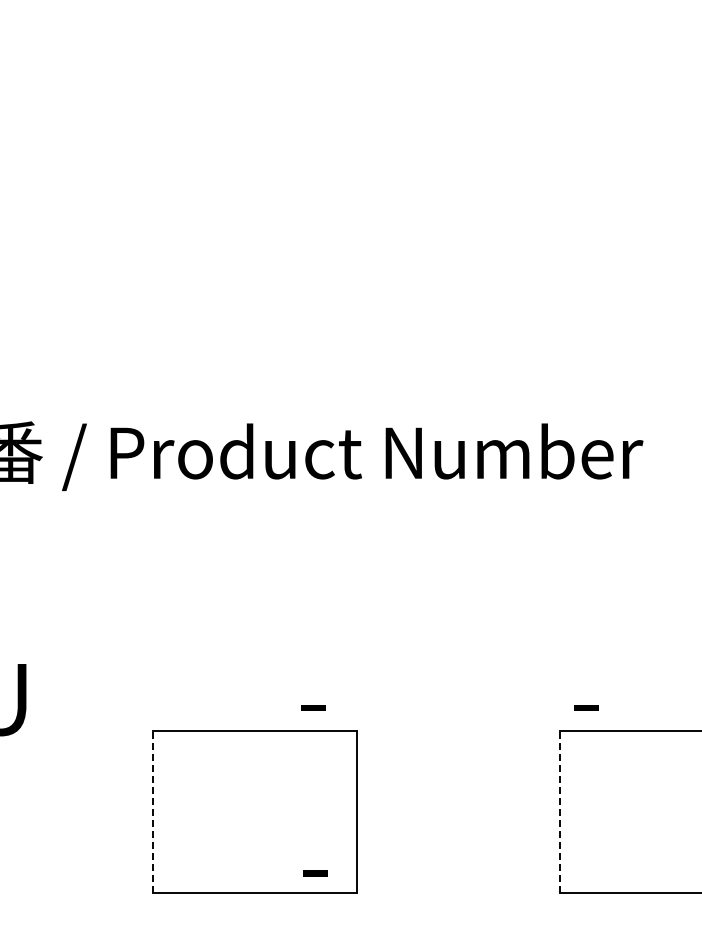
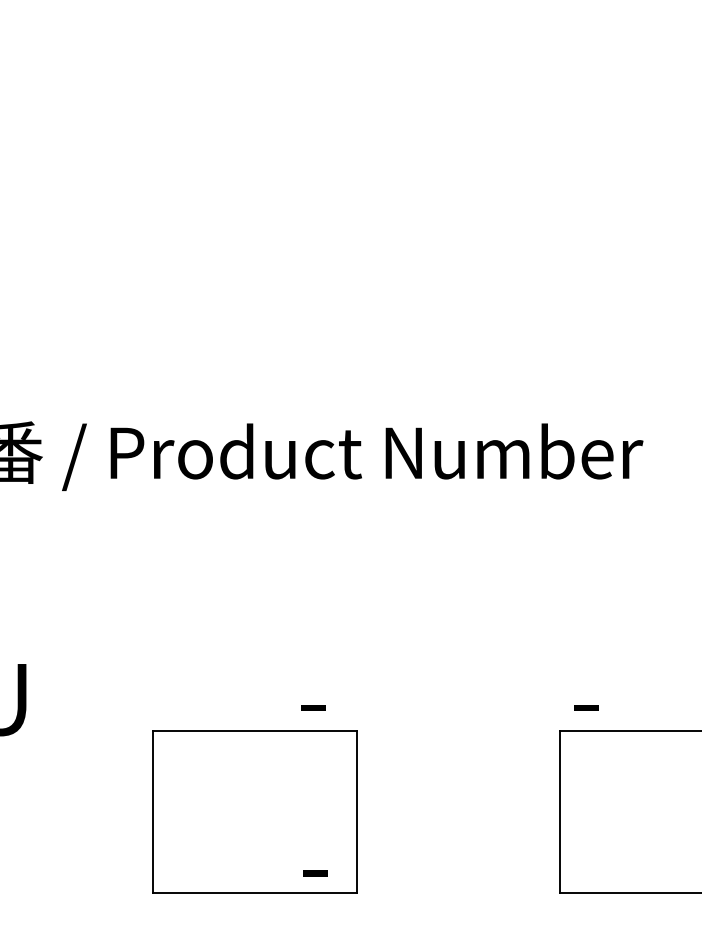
line: dashed -> solid (153, 811)
line: dashed -> solid (560, 811)
